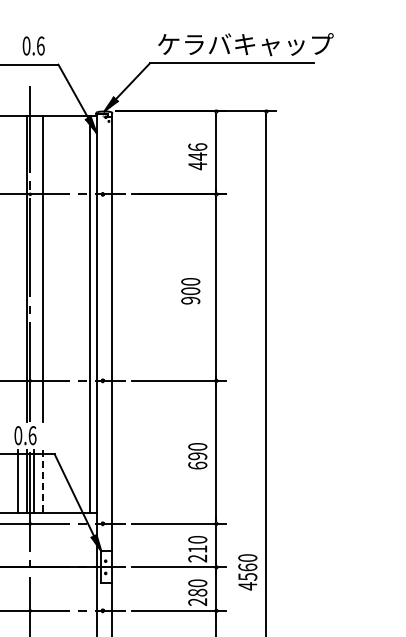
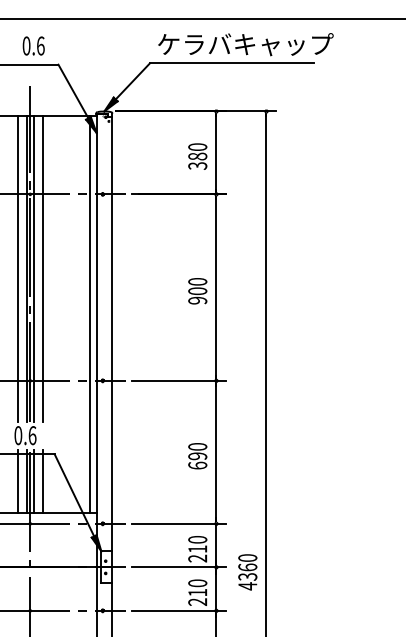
line: none -> present (202, 19)
text: 446 -> 380 (197, 156)
line: none -> present (17, 268)
line: none -> present (33, 268)
text position: (190, 291) -> (197, 291) (197, 291)
line: dashed -> solid (42, 481)
text: 4560 -> 4360 (247, 576)
text: 280 -> 210 (197, 592)
